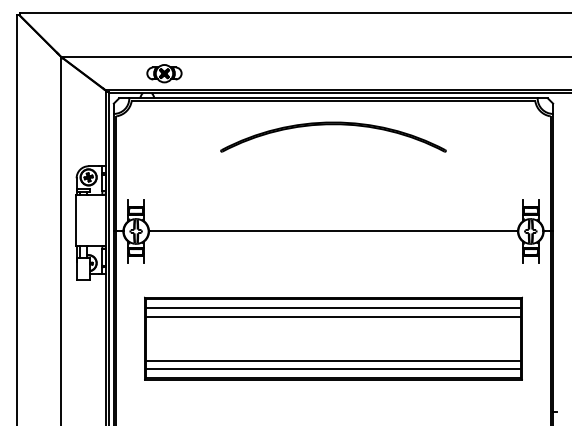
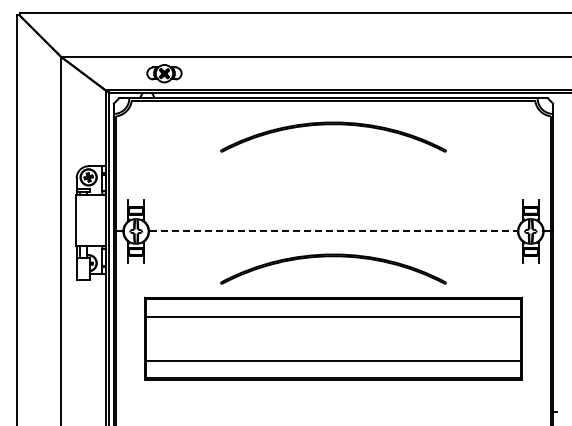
line: solid -> dashed (333, 231)
part: none -> present (333, 257)
line: present -> none (333, 308)
line: present -> none (333, 368)
